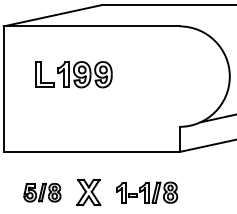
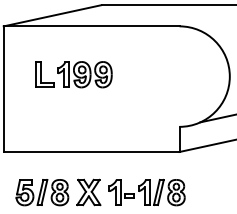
part size: 39x21 px -> 55x28 px (42, 192)
part size: 63x23 px -> 78x28 px (146, 192)
